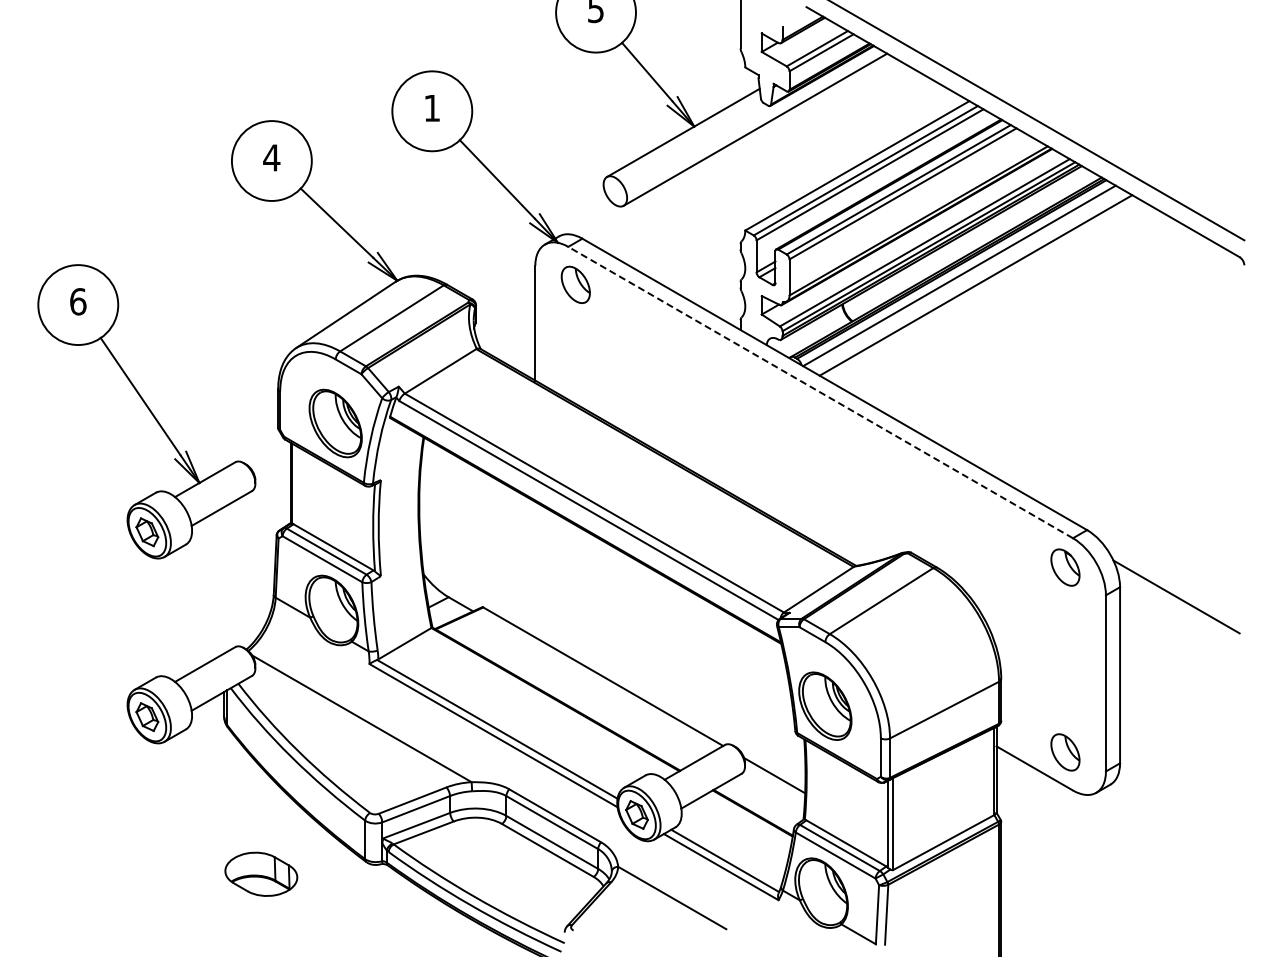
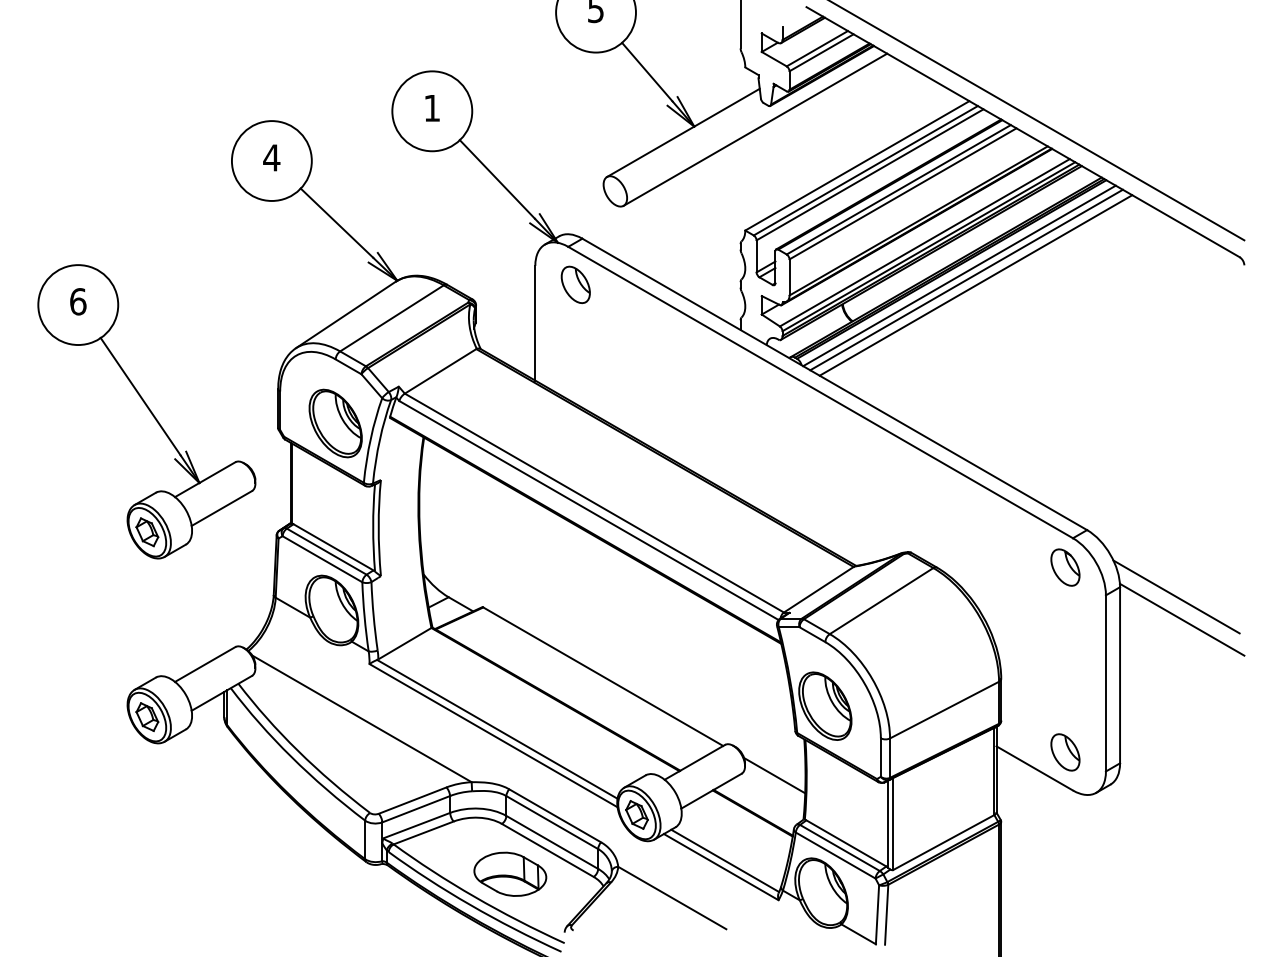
line: none -> present (966, 279)
line: dashed -> solid (820, 392)
line: none -> present (1181, 619)
part position: (261, 873) -> (510, 873) (510, 873)
